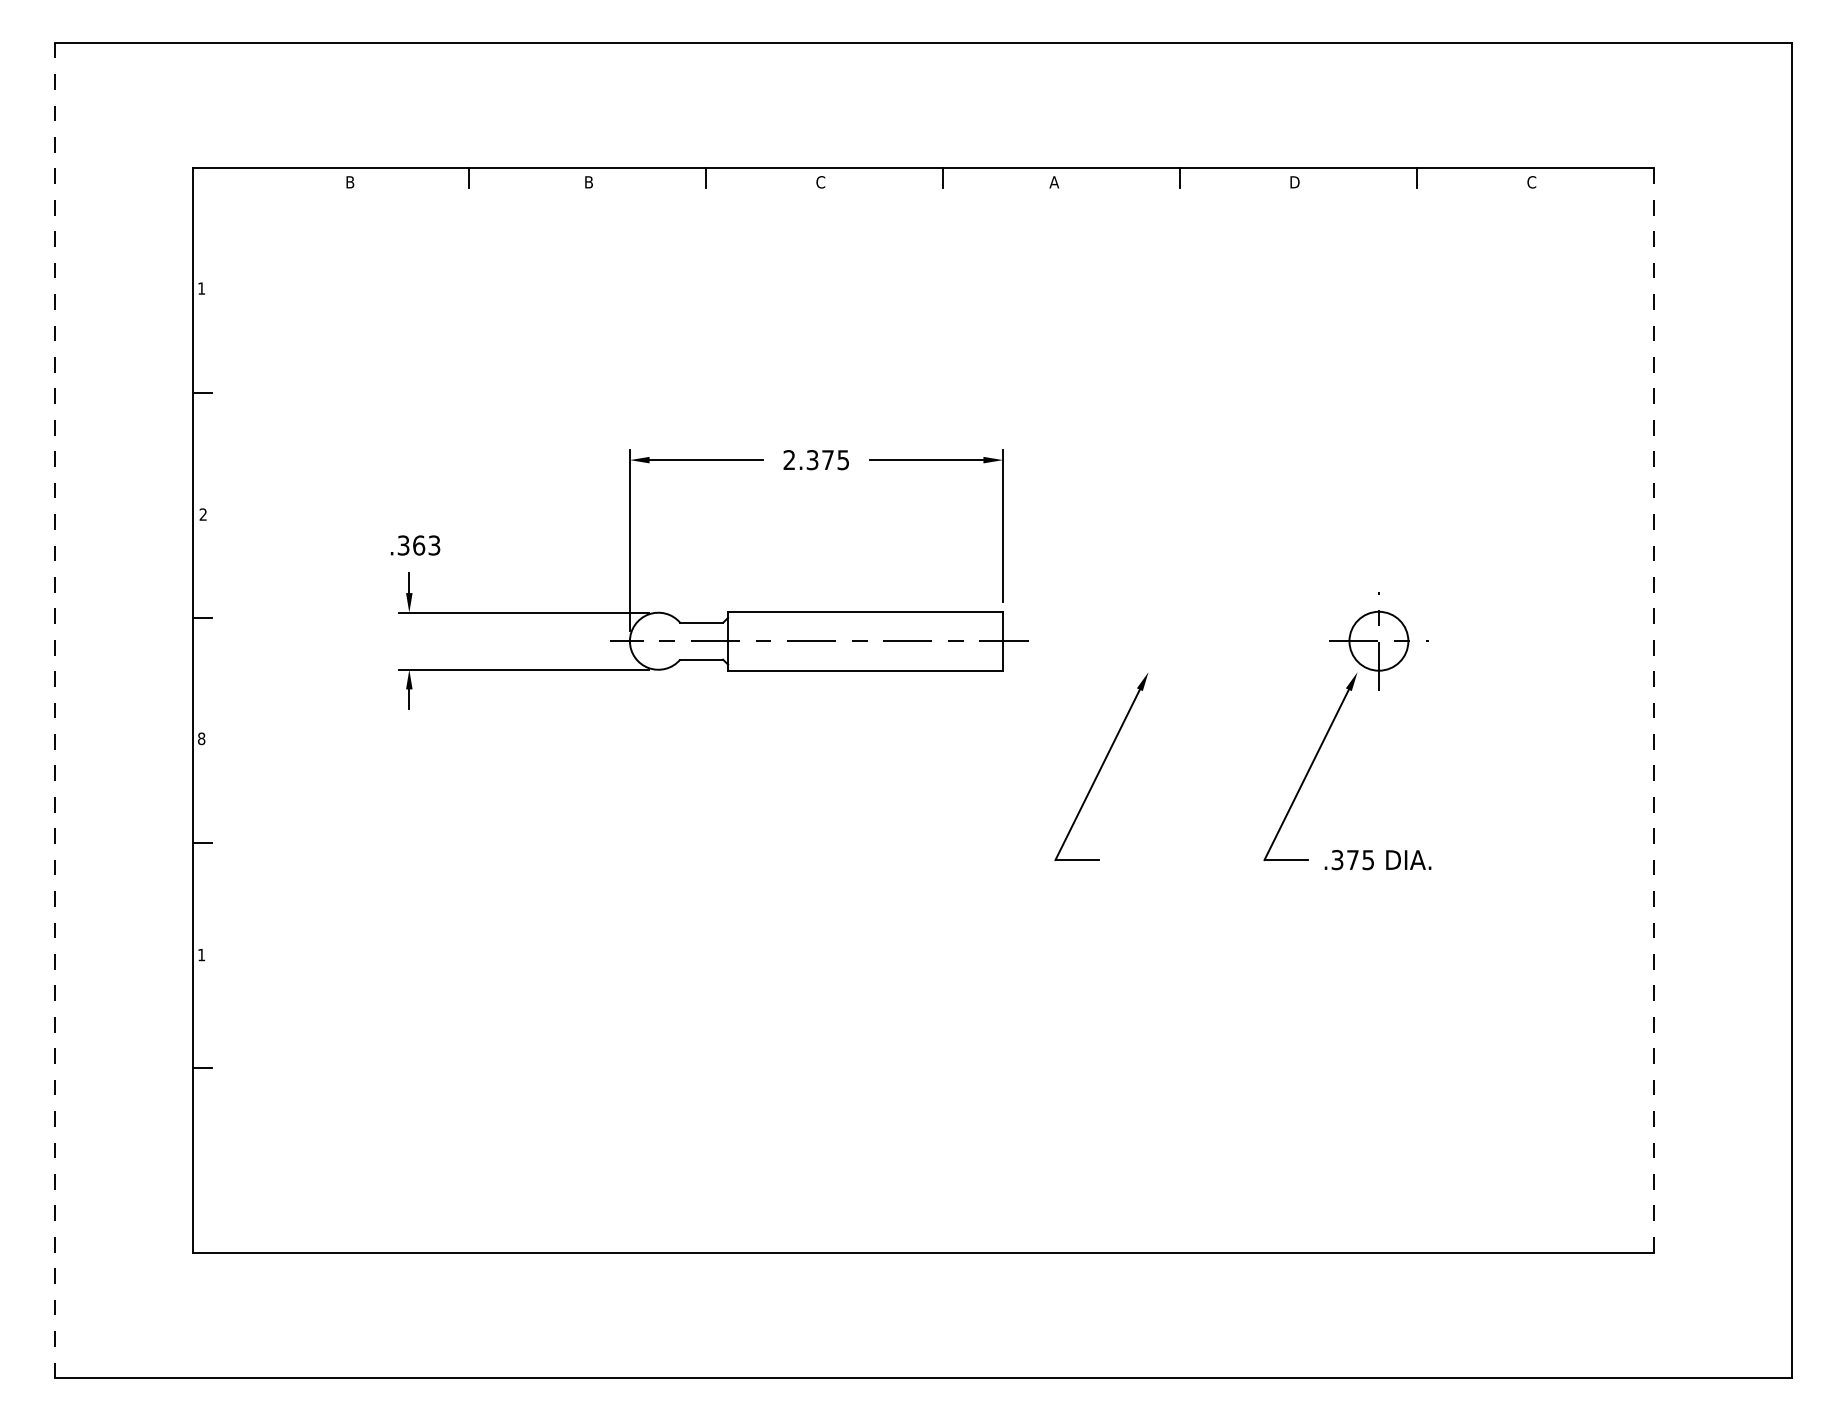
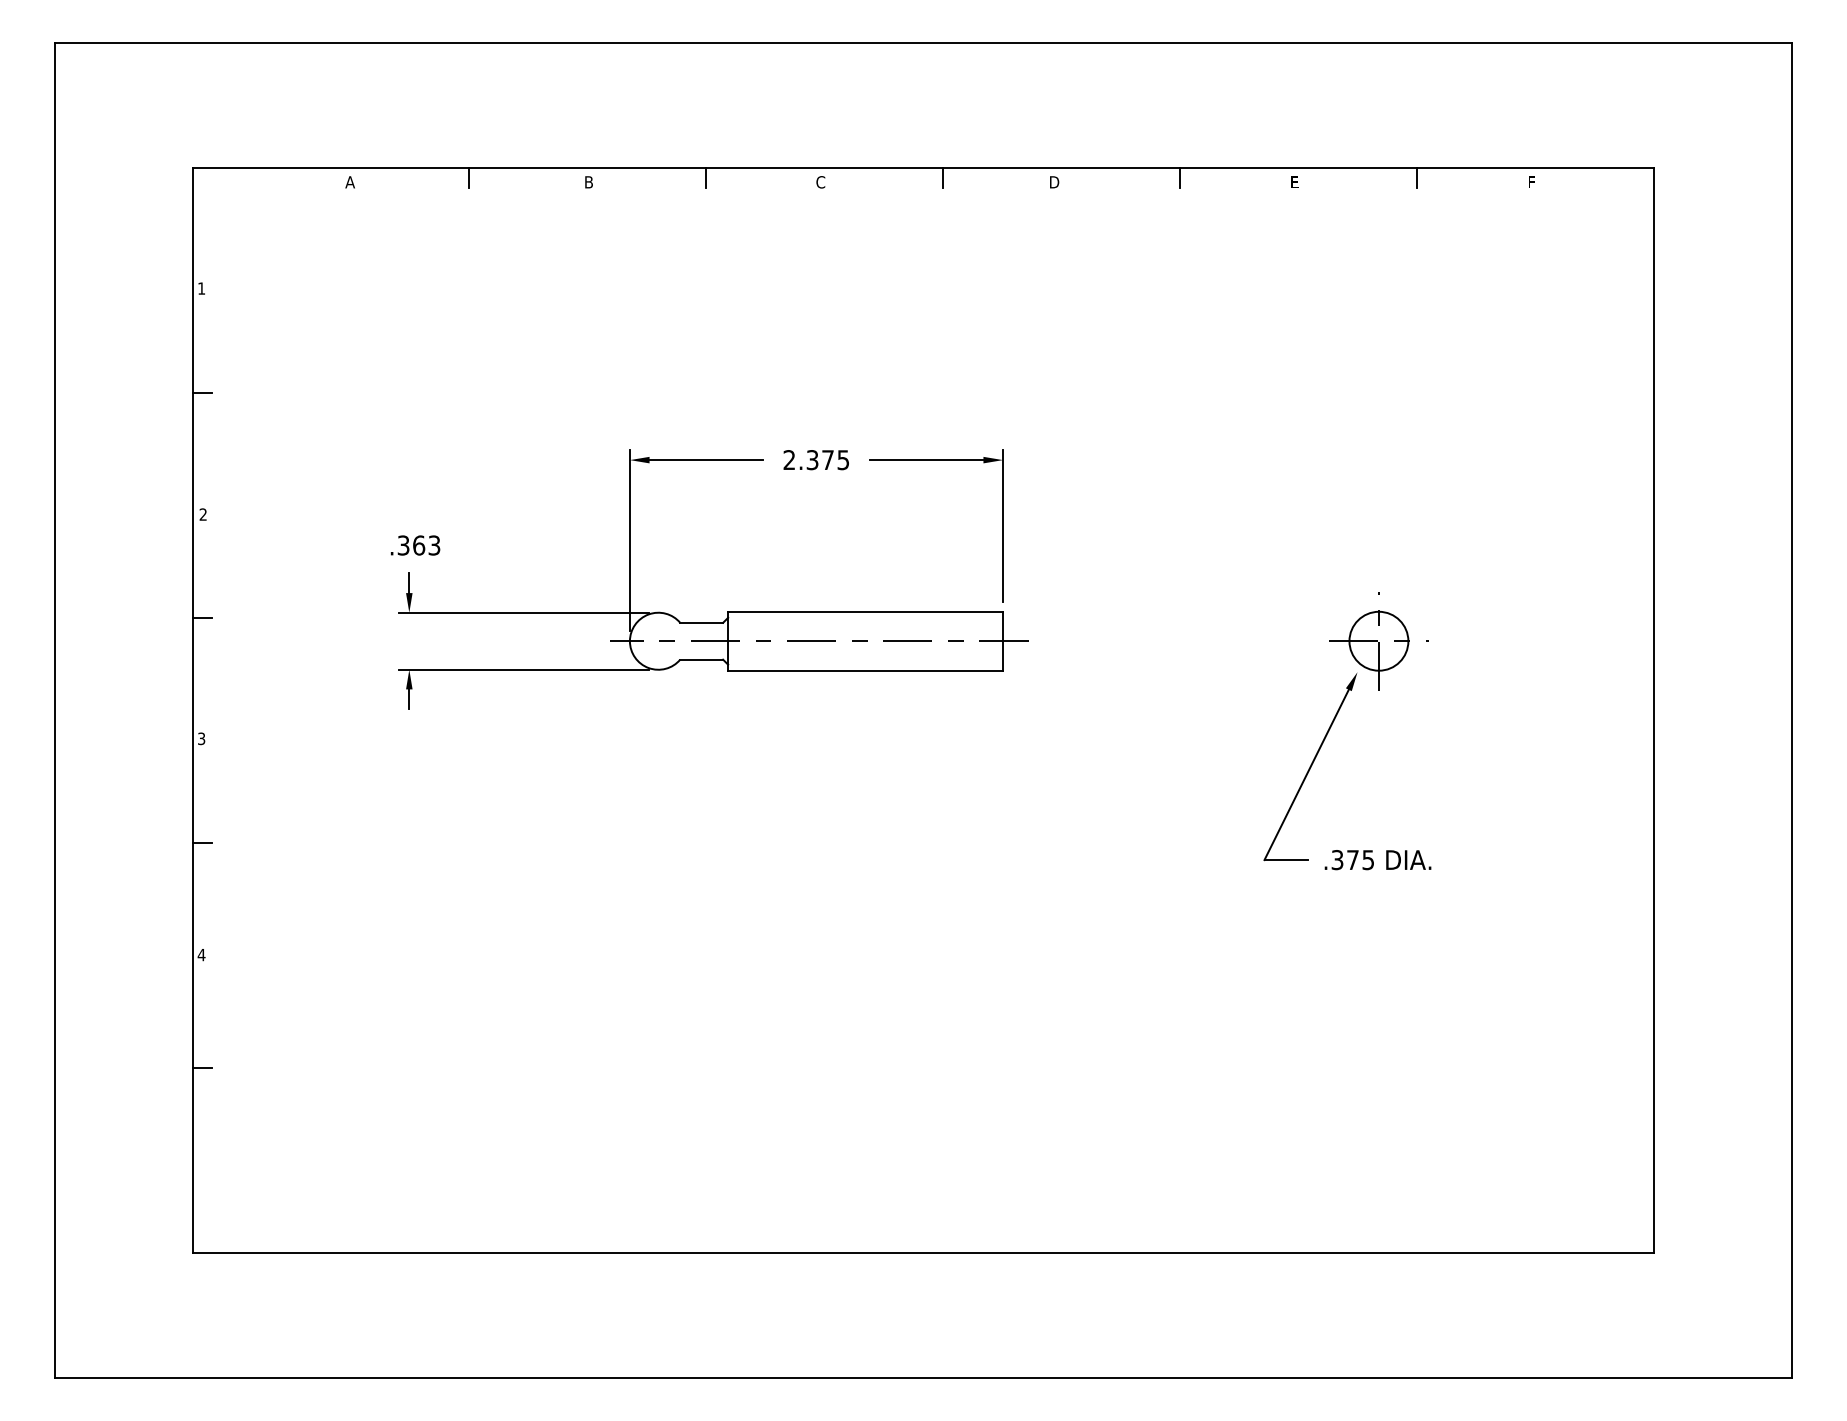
text: B -> A (349, 182)
text: A -> D (1054, 182)
text: D -> E (1294, 182)
text: C -> F (1531, 182)
line: dashed -> solid (55, 710)
line: dashed -> solid (1654, 710)
text: 8 -> 3 (201, 738)
part: present -> none (1101, 766)
text: 1 -> 4 (201, 955)
